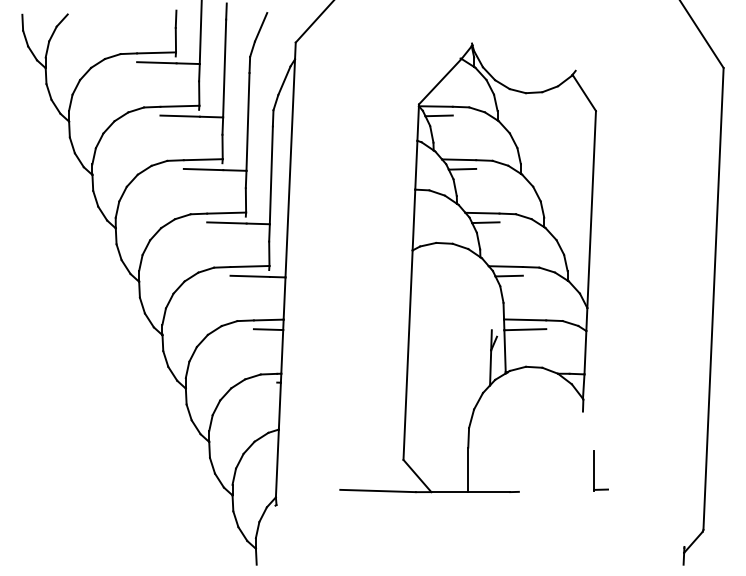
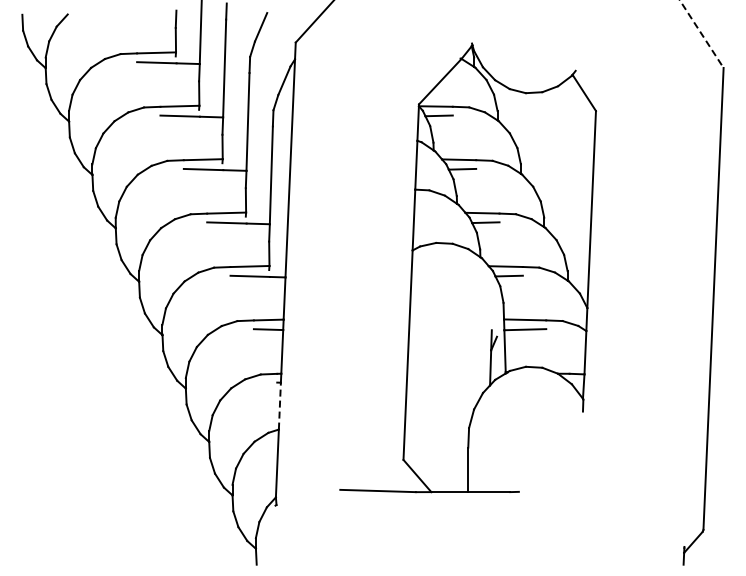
line: solid -> dashed (701, 34)
line: solid -> dashed (279, 405)
part: present -> none (600, 470)
